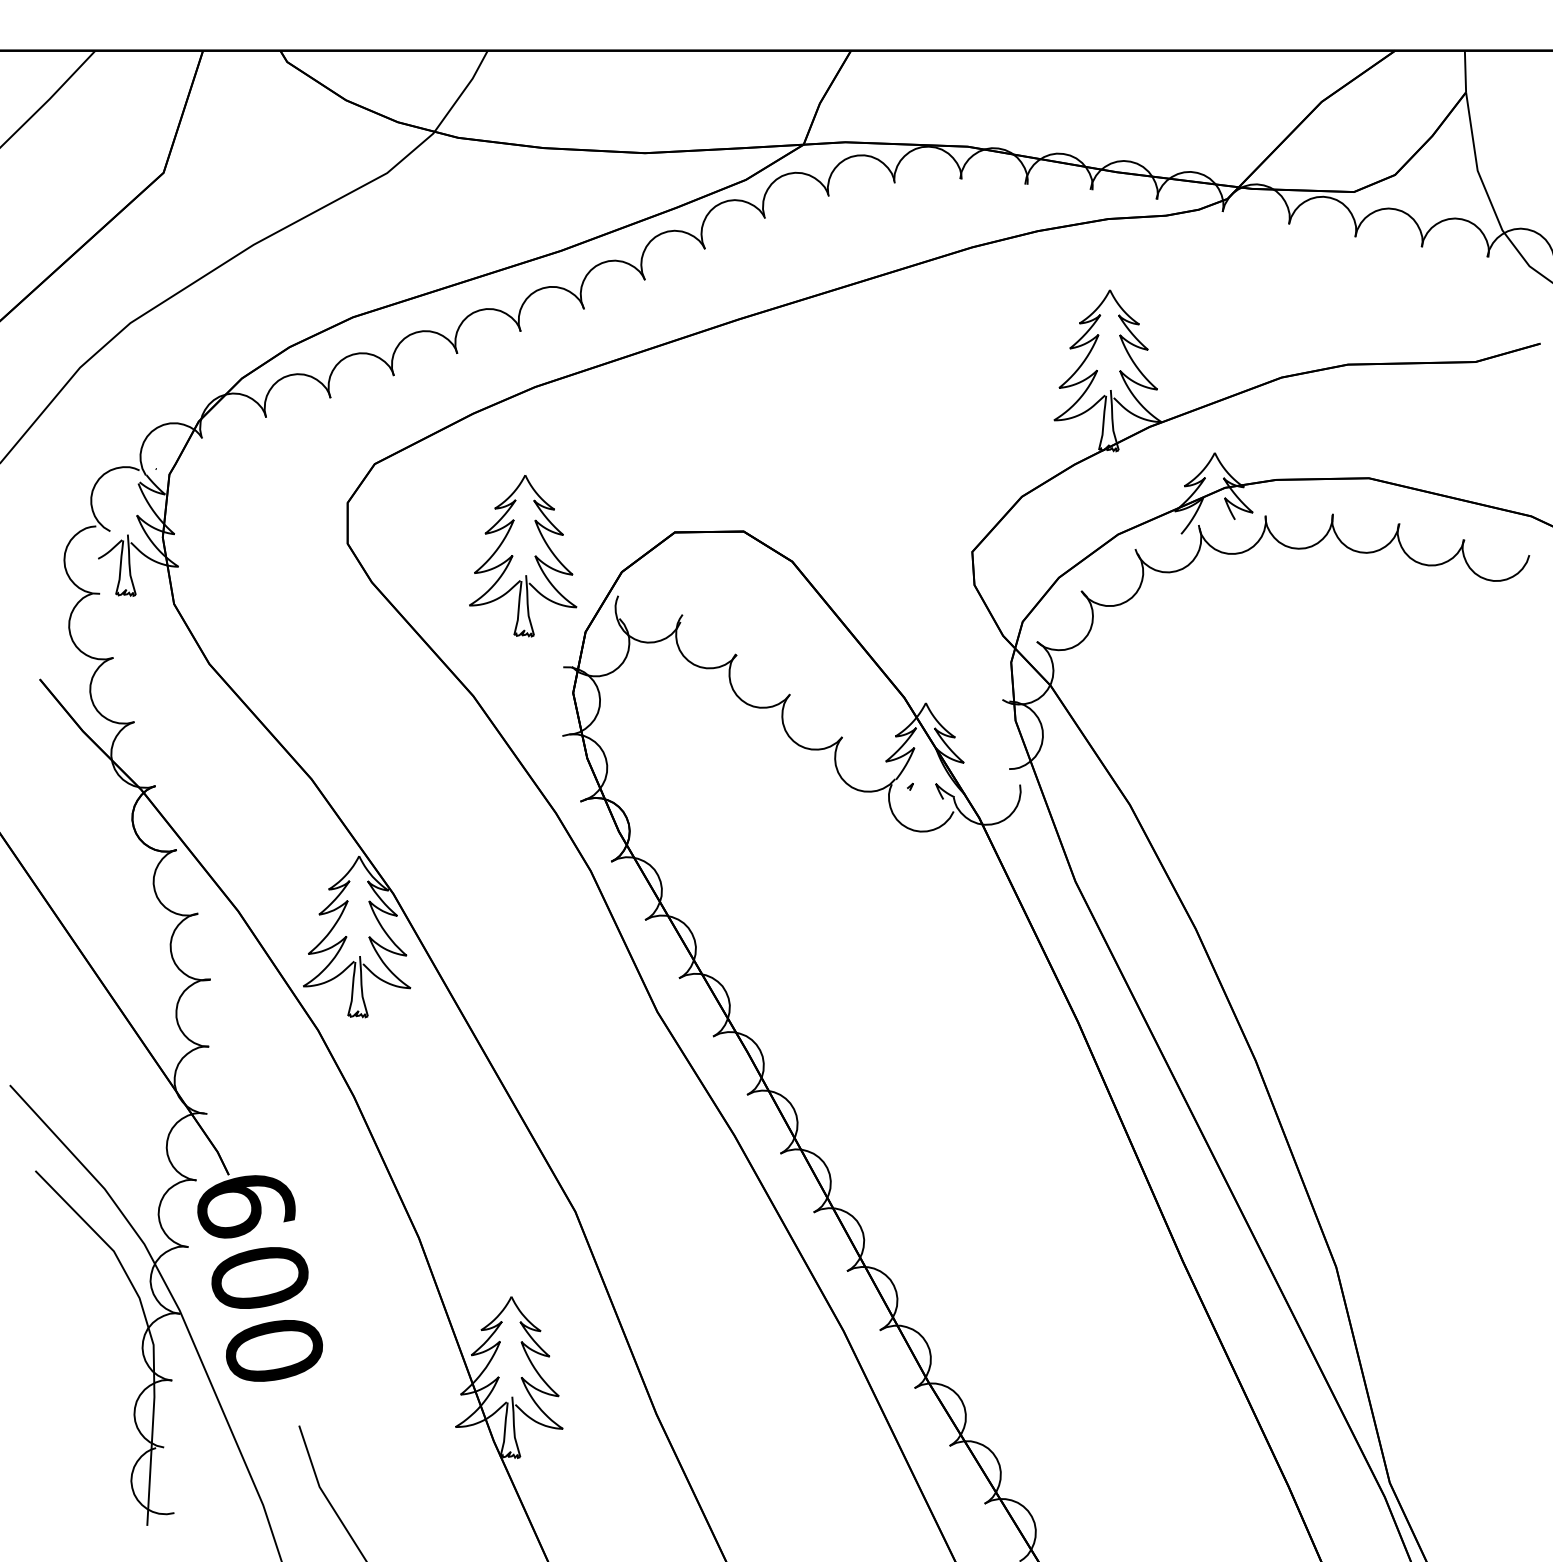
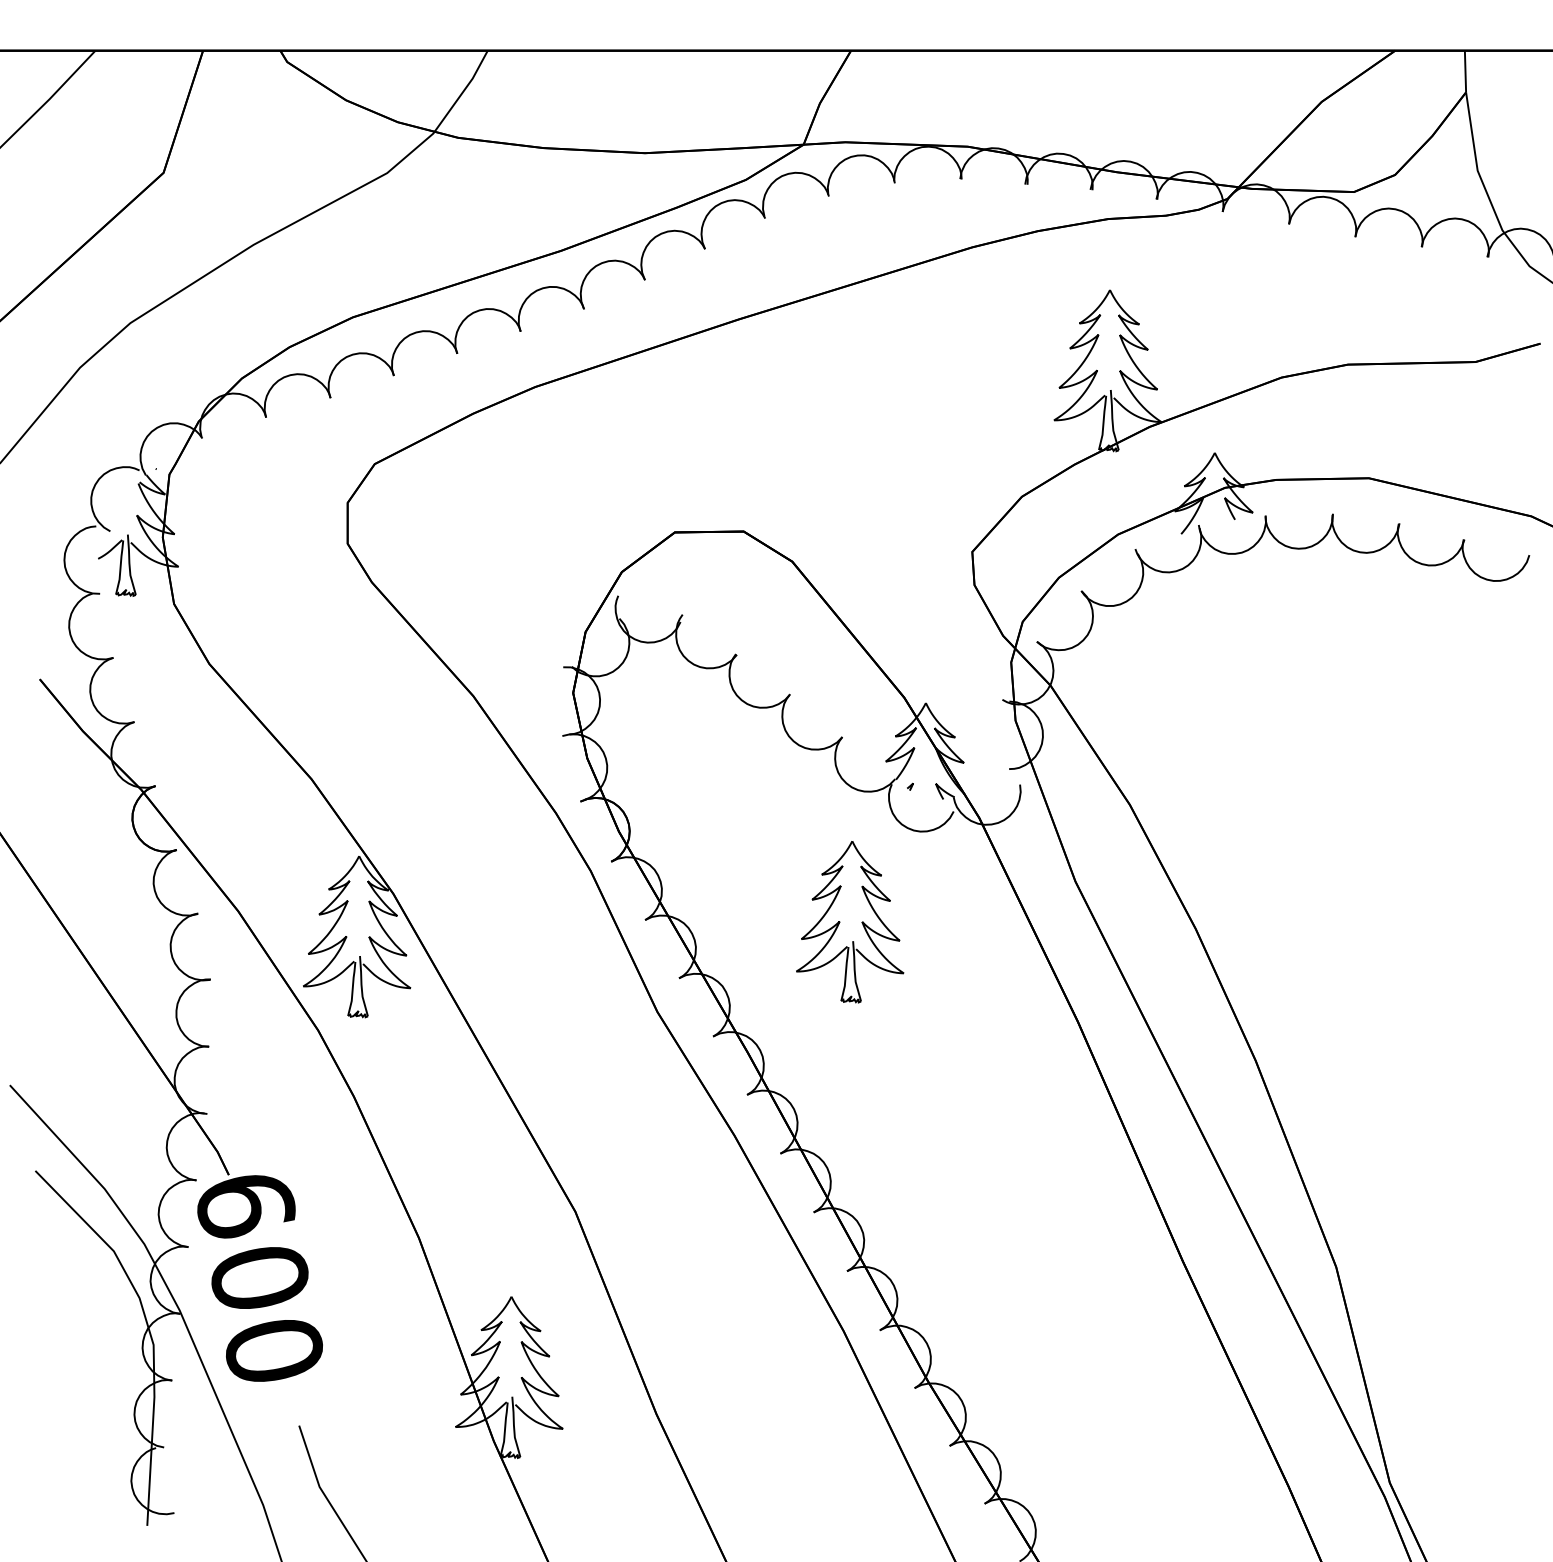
part position: (523, 556) -> (850, 922) (850, 922)
